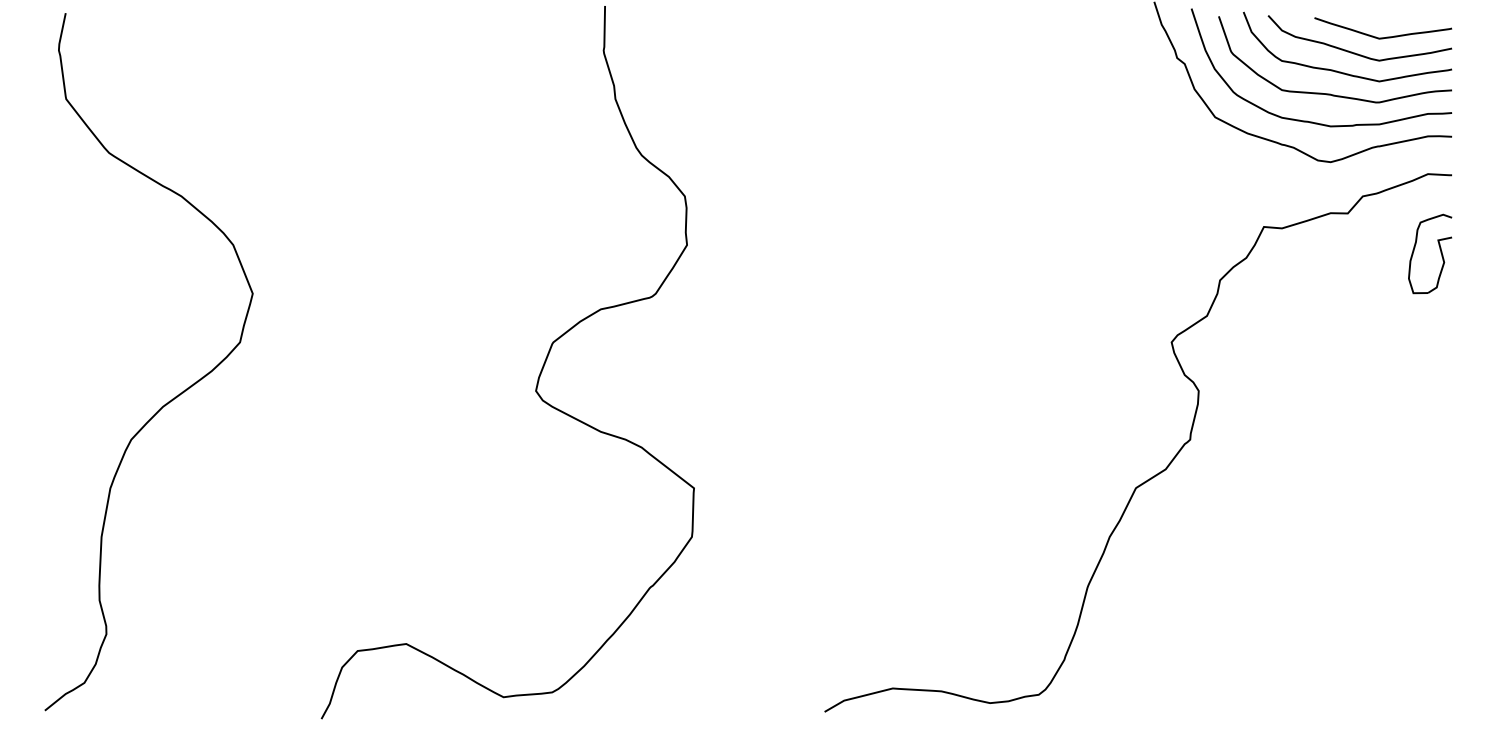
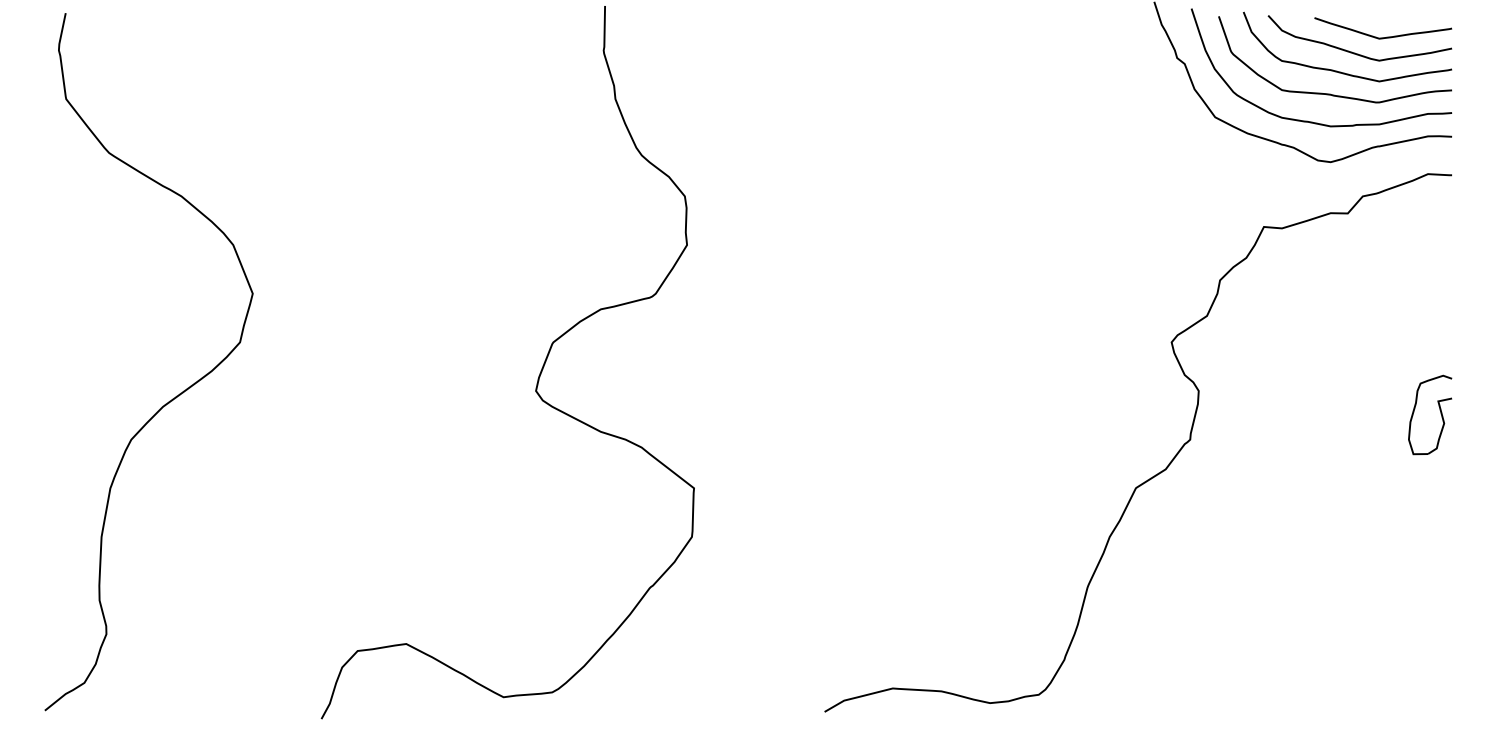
part position: (1439, 249) -> (1439, 410) (1439, 410)
